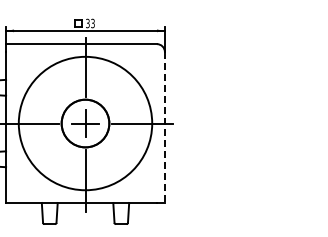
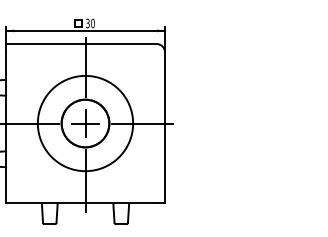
text: 33 -> 30 (92, 23)
circle diameter: 133 px -> 95 px (85, 123)
line: dashed -> solid (164, 128)
